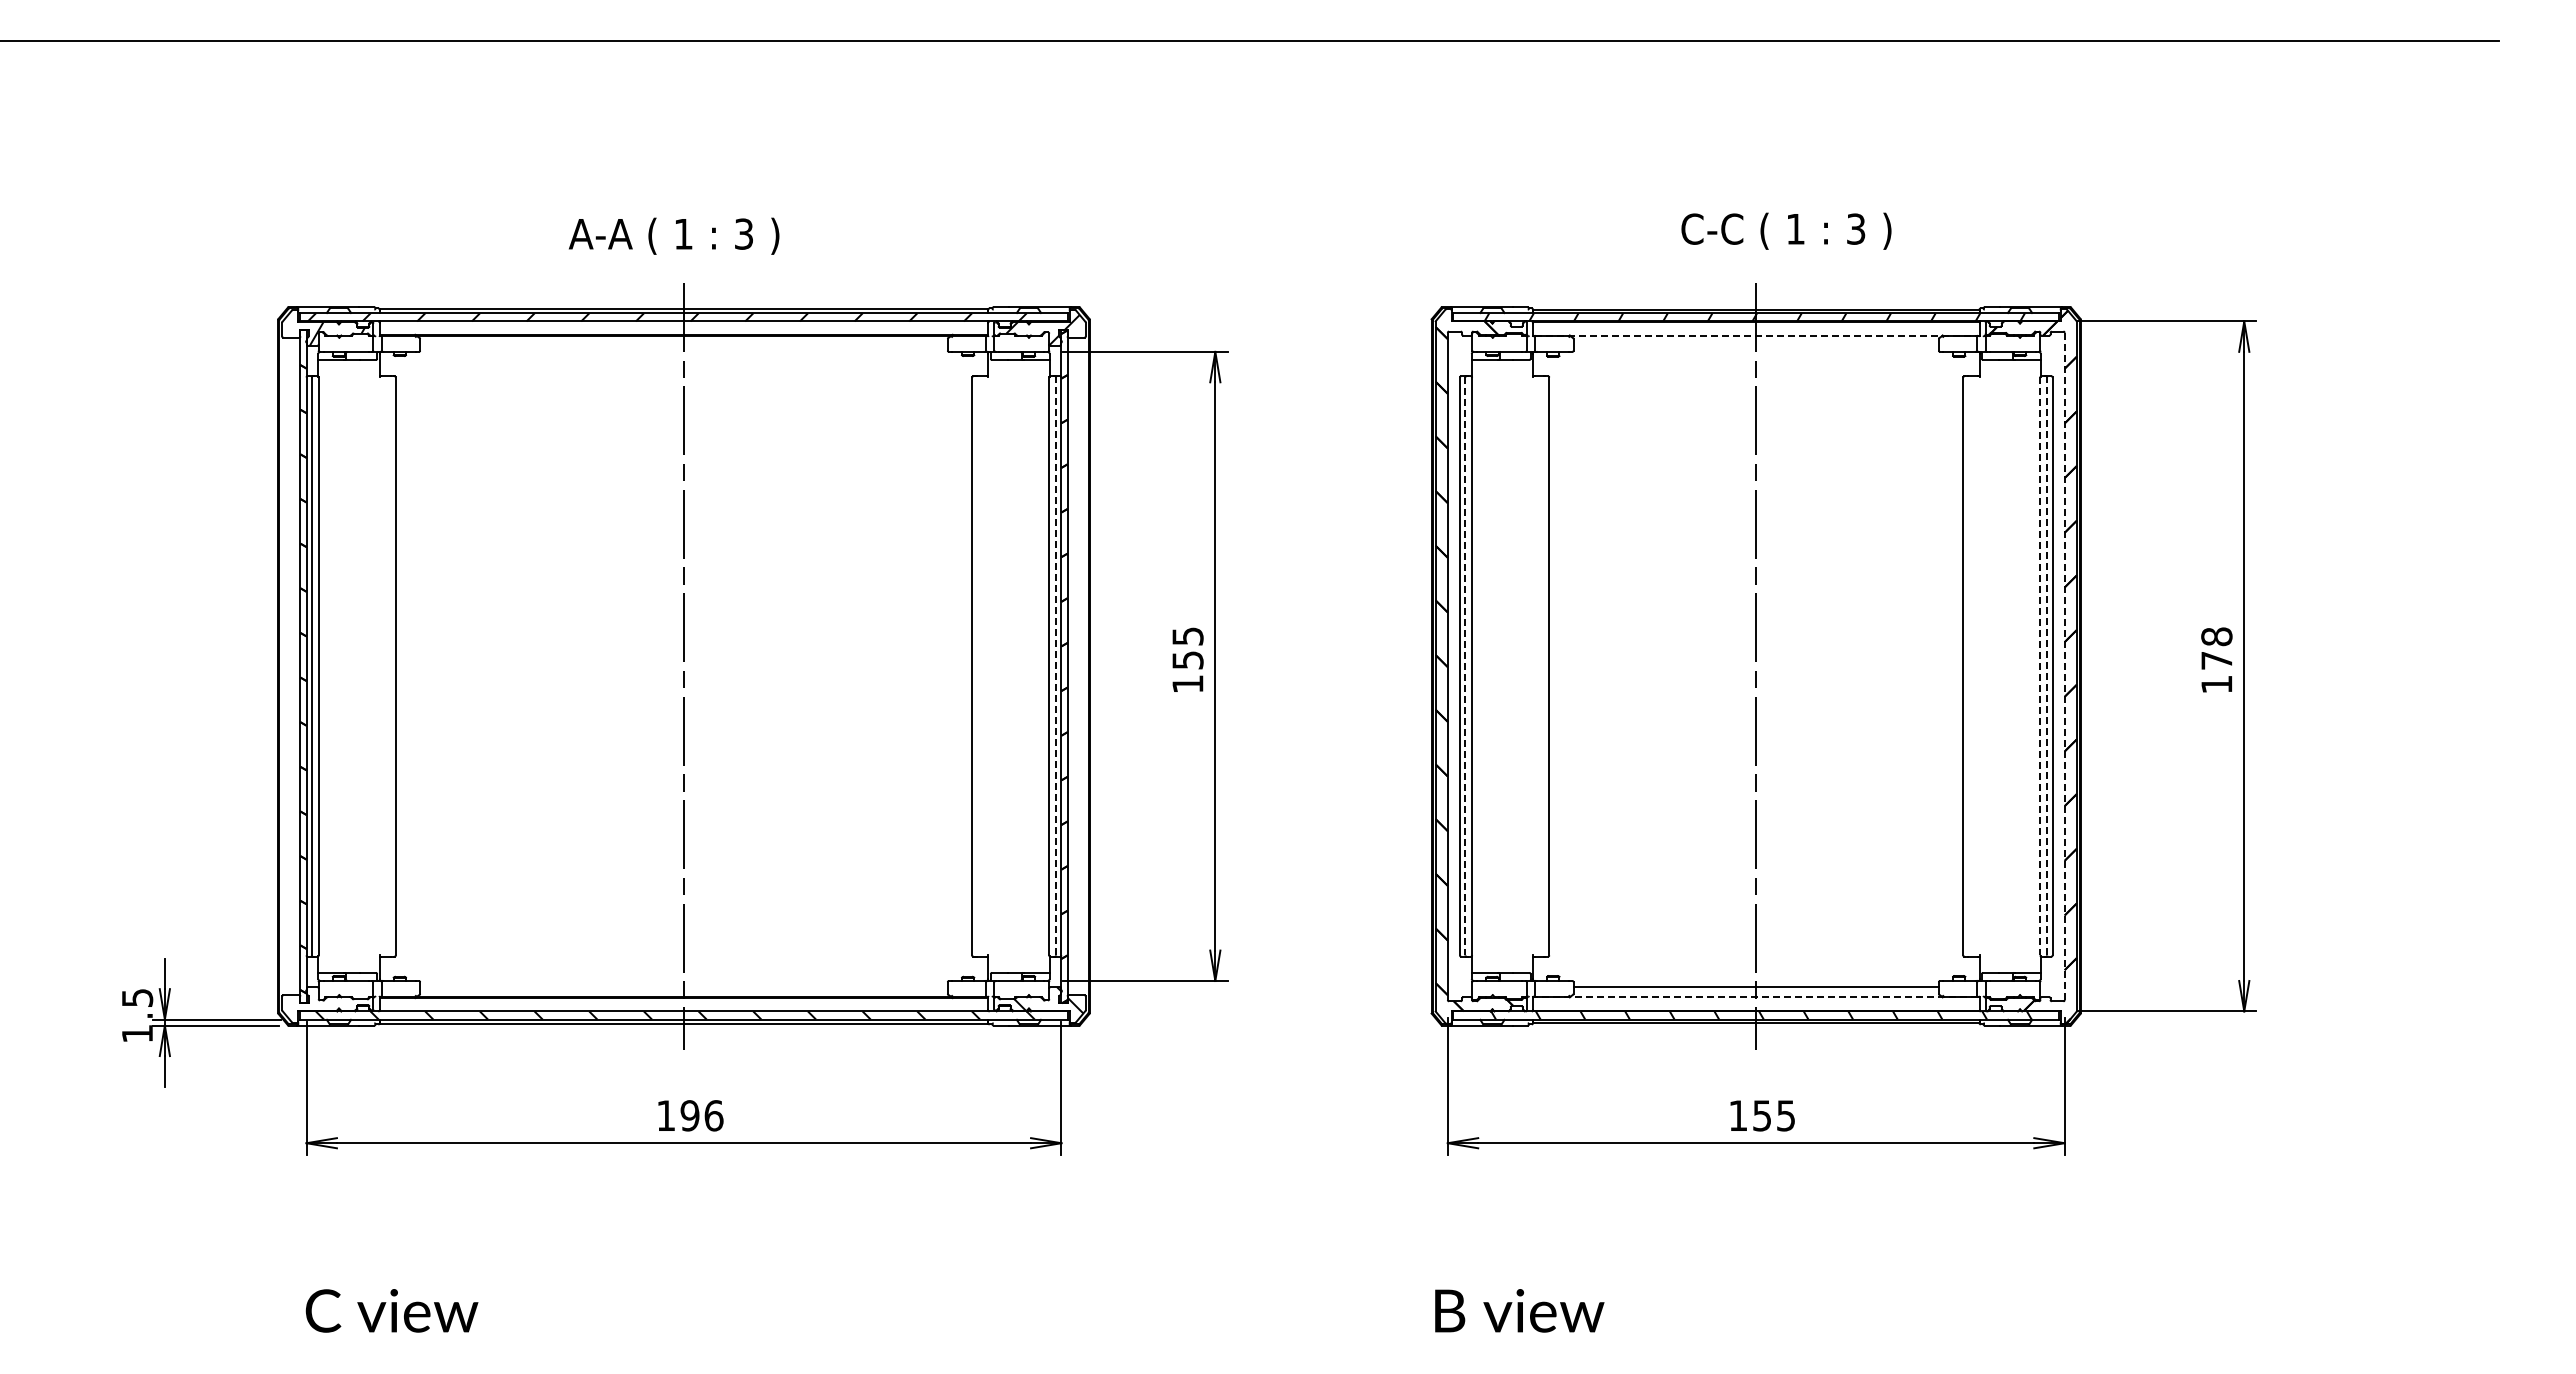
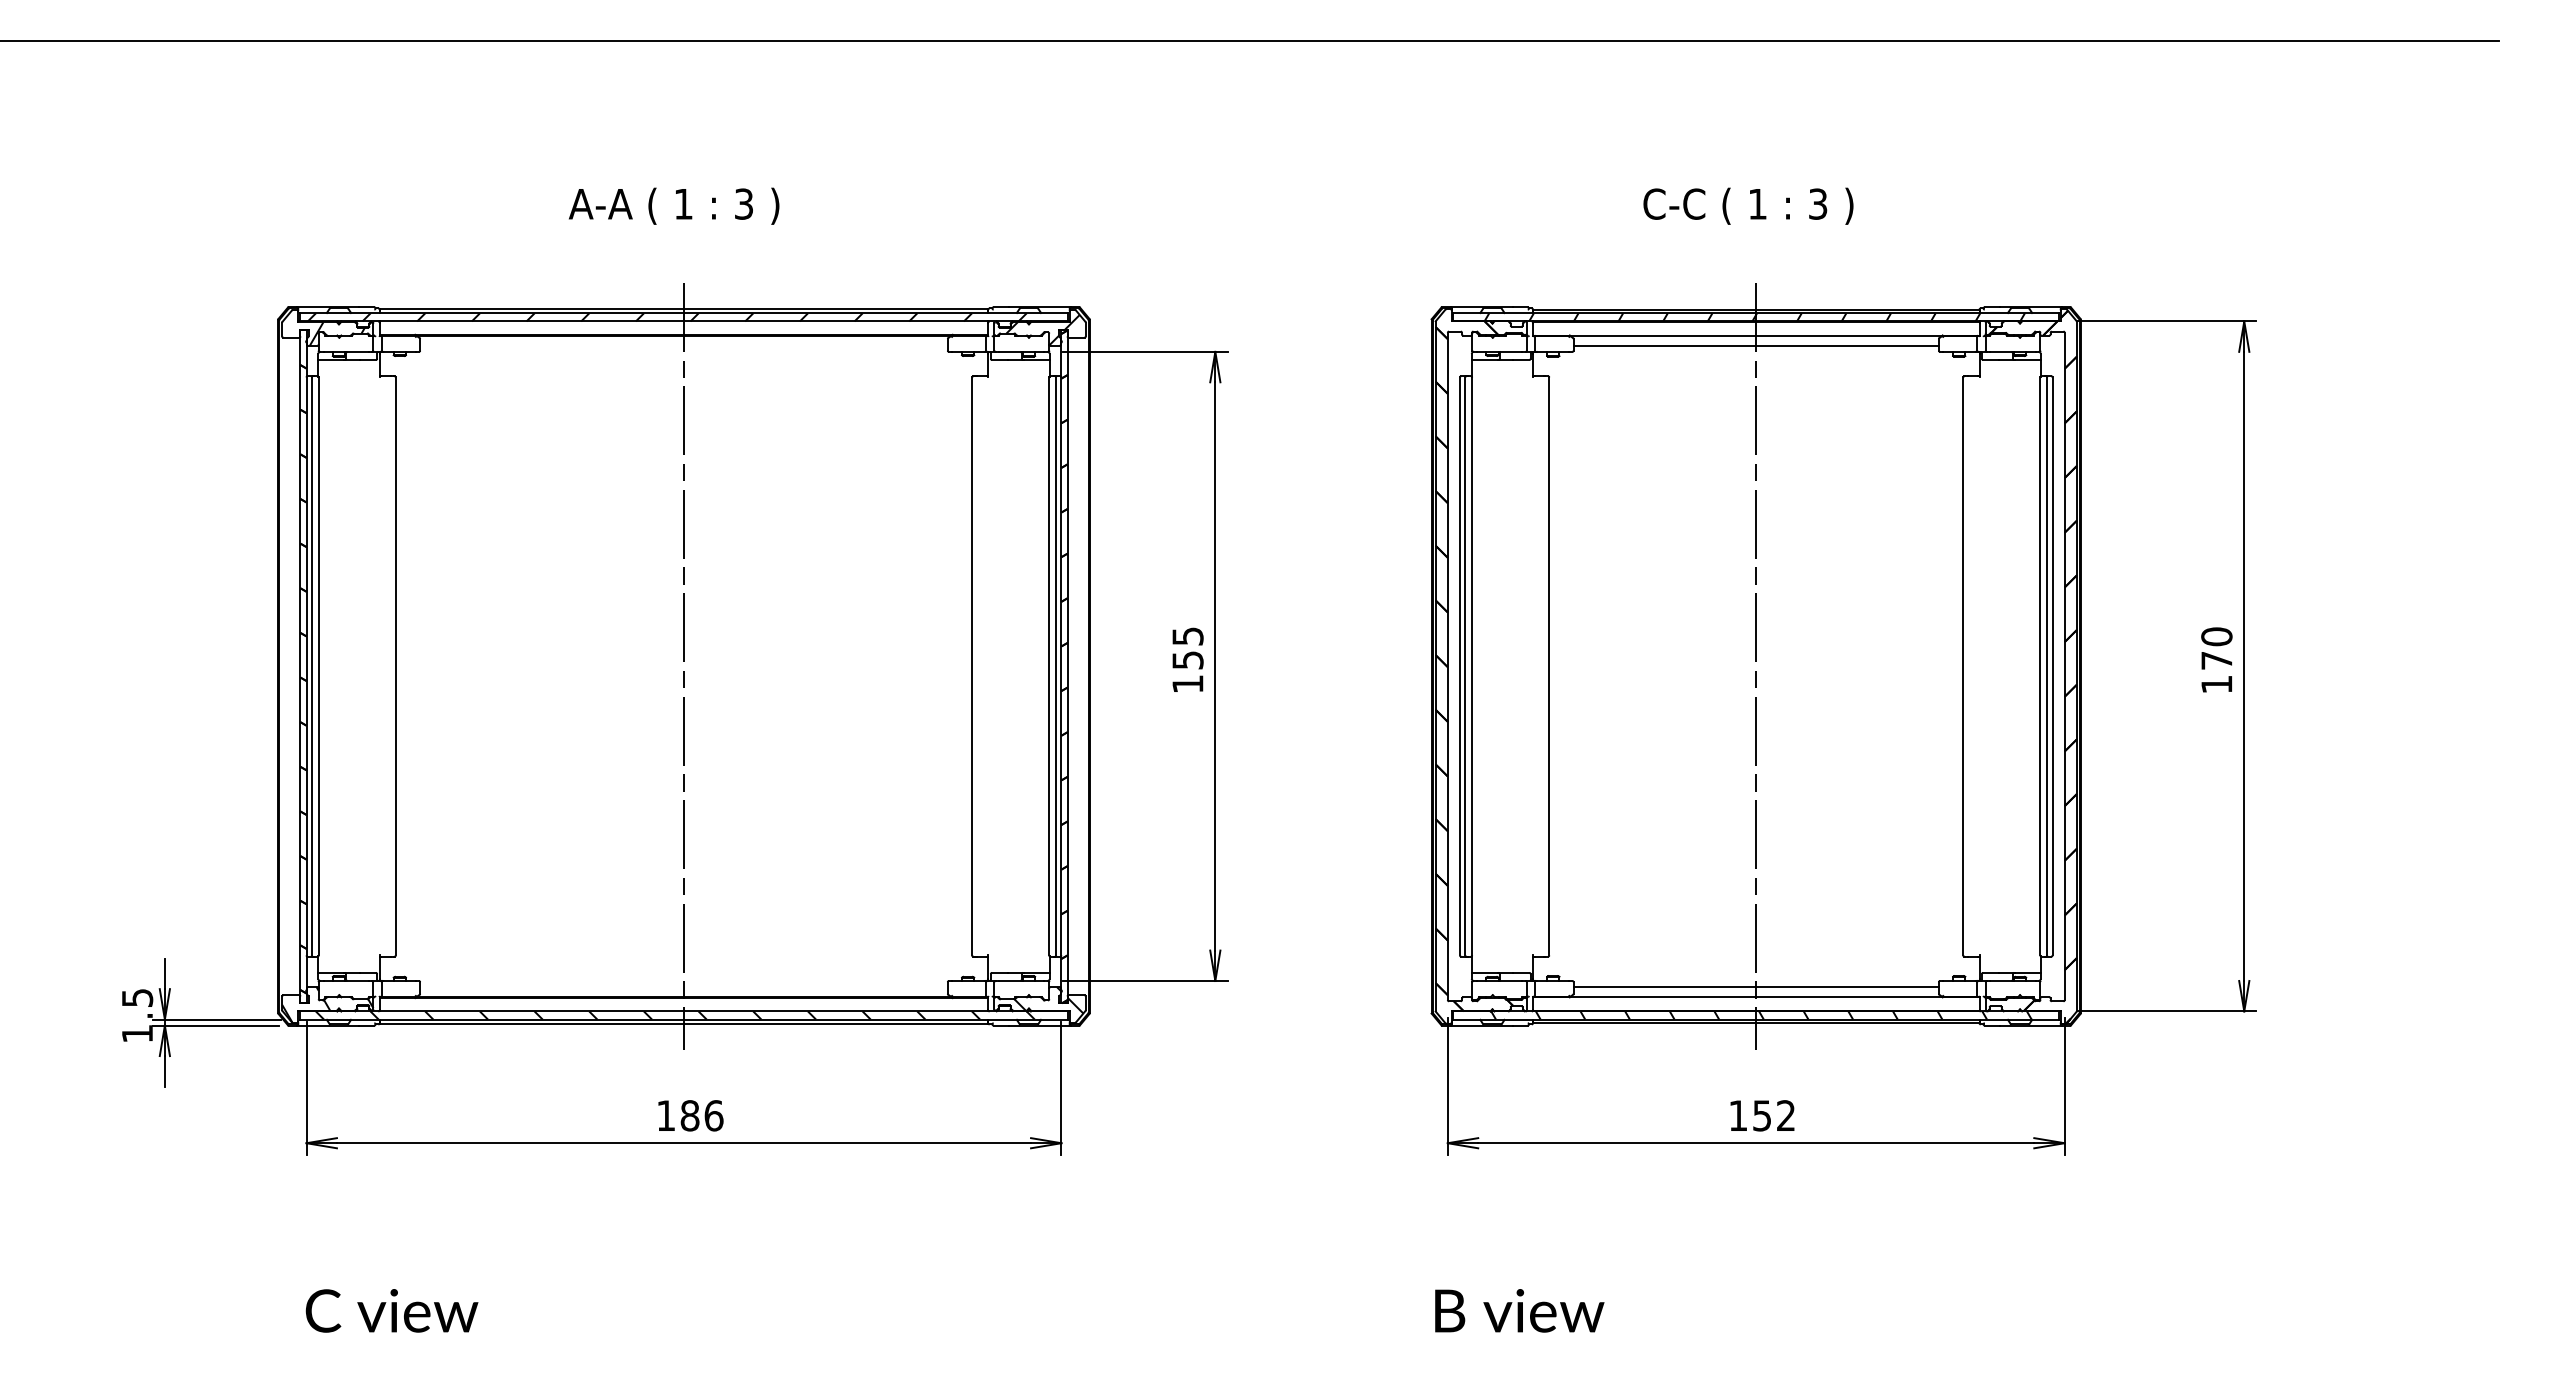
text position: (1786, 230) -> (1748, 205) (1748, 205)
text position: (673, 235) -> (673, 205) (673, 205)
line: dashed -> solid (1756, 335)
line: none -> present (1755, 345)
text: 178 -> 170 (2216, 636)
line: dashed -> solid (1056, 666)
line: dashed -> solid (1465, 666)
line: dashed -> solid (2040, 666)
line: dashed -> solid (2047, 666)
line: dashed -> solid (2064, 666)
line: dashed -> solid (1756, 997)
hatch: none -> present (327, 1004)
text: 196 -> 186 (689, 1115)
text: 155 -> 152 (1785, 1115)
